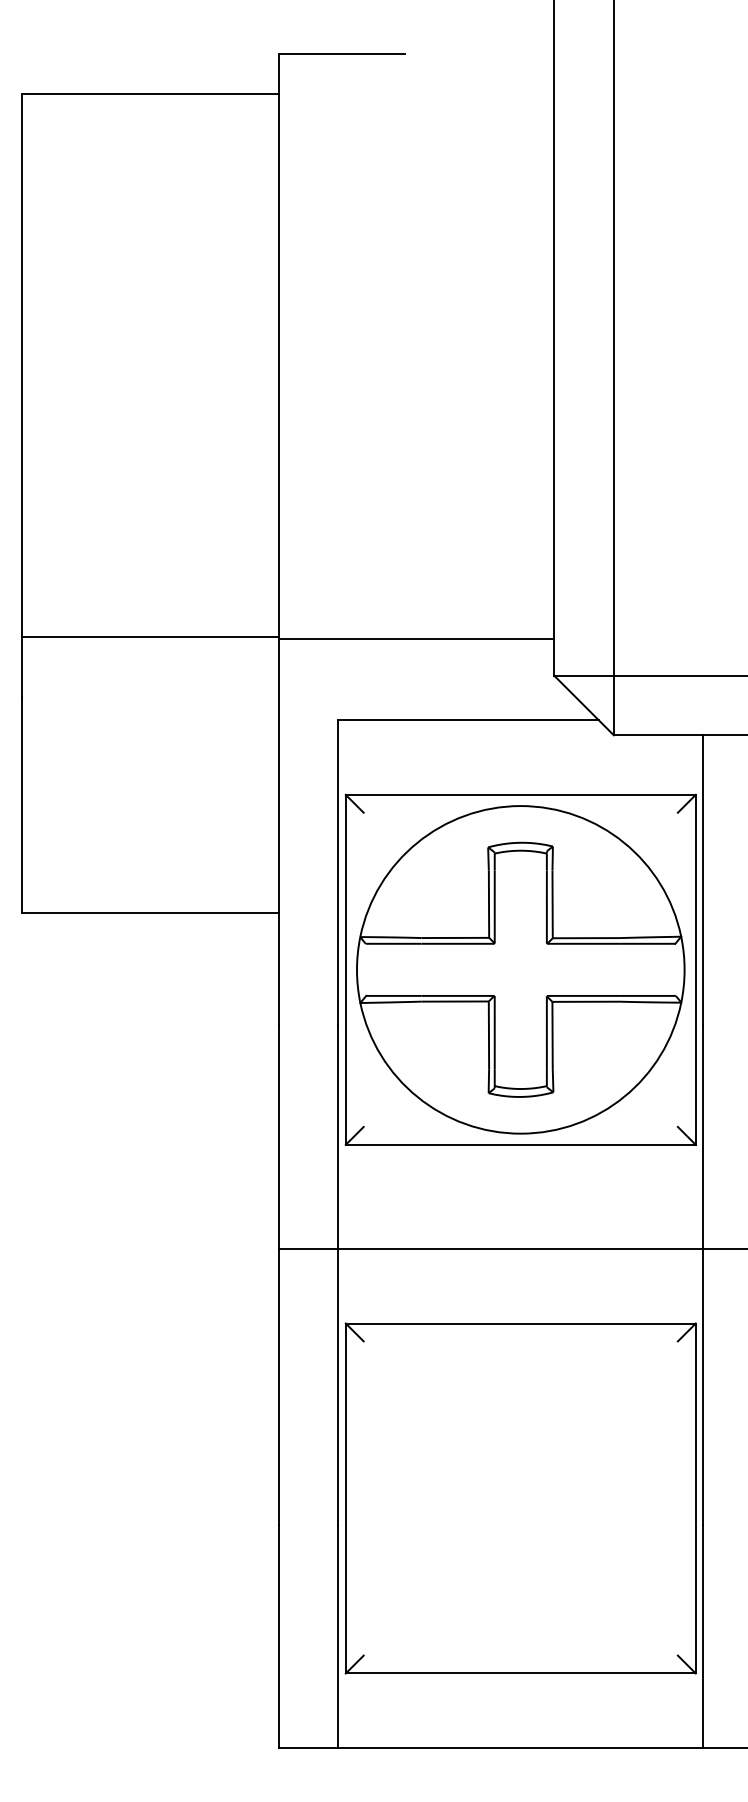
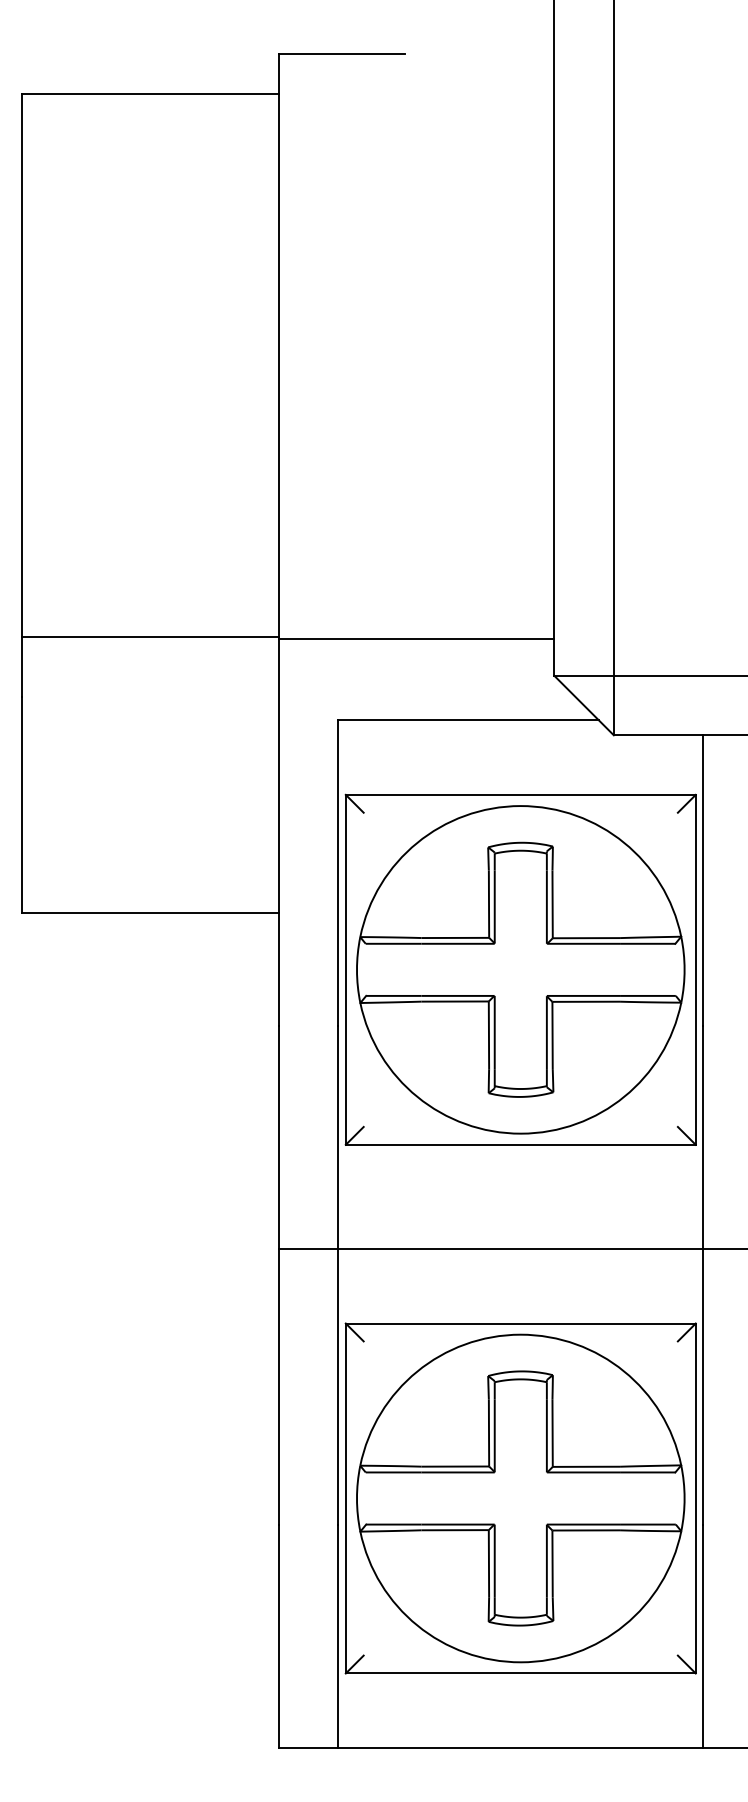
part: none -> present (520, 1498)
